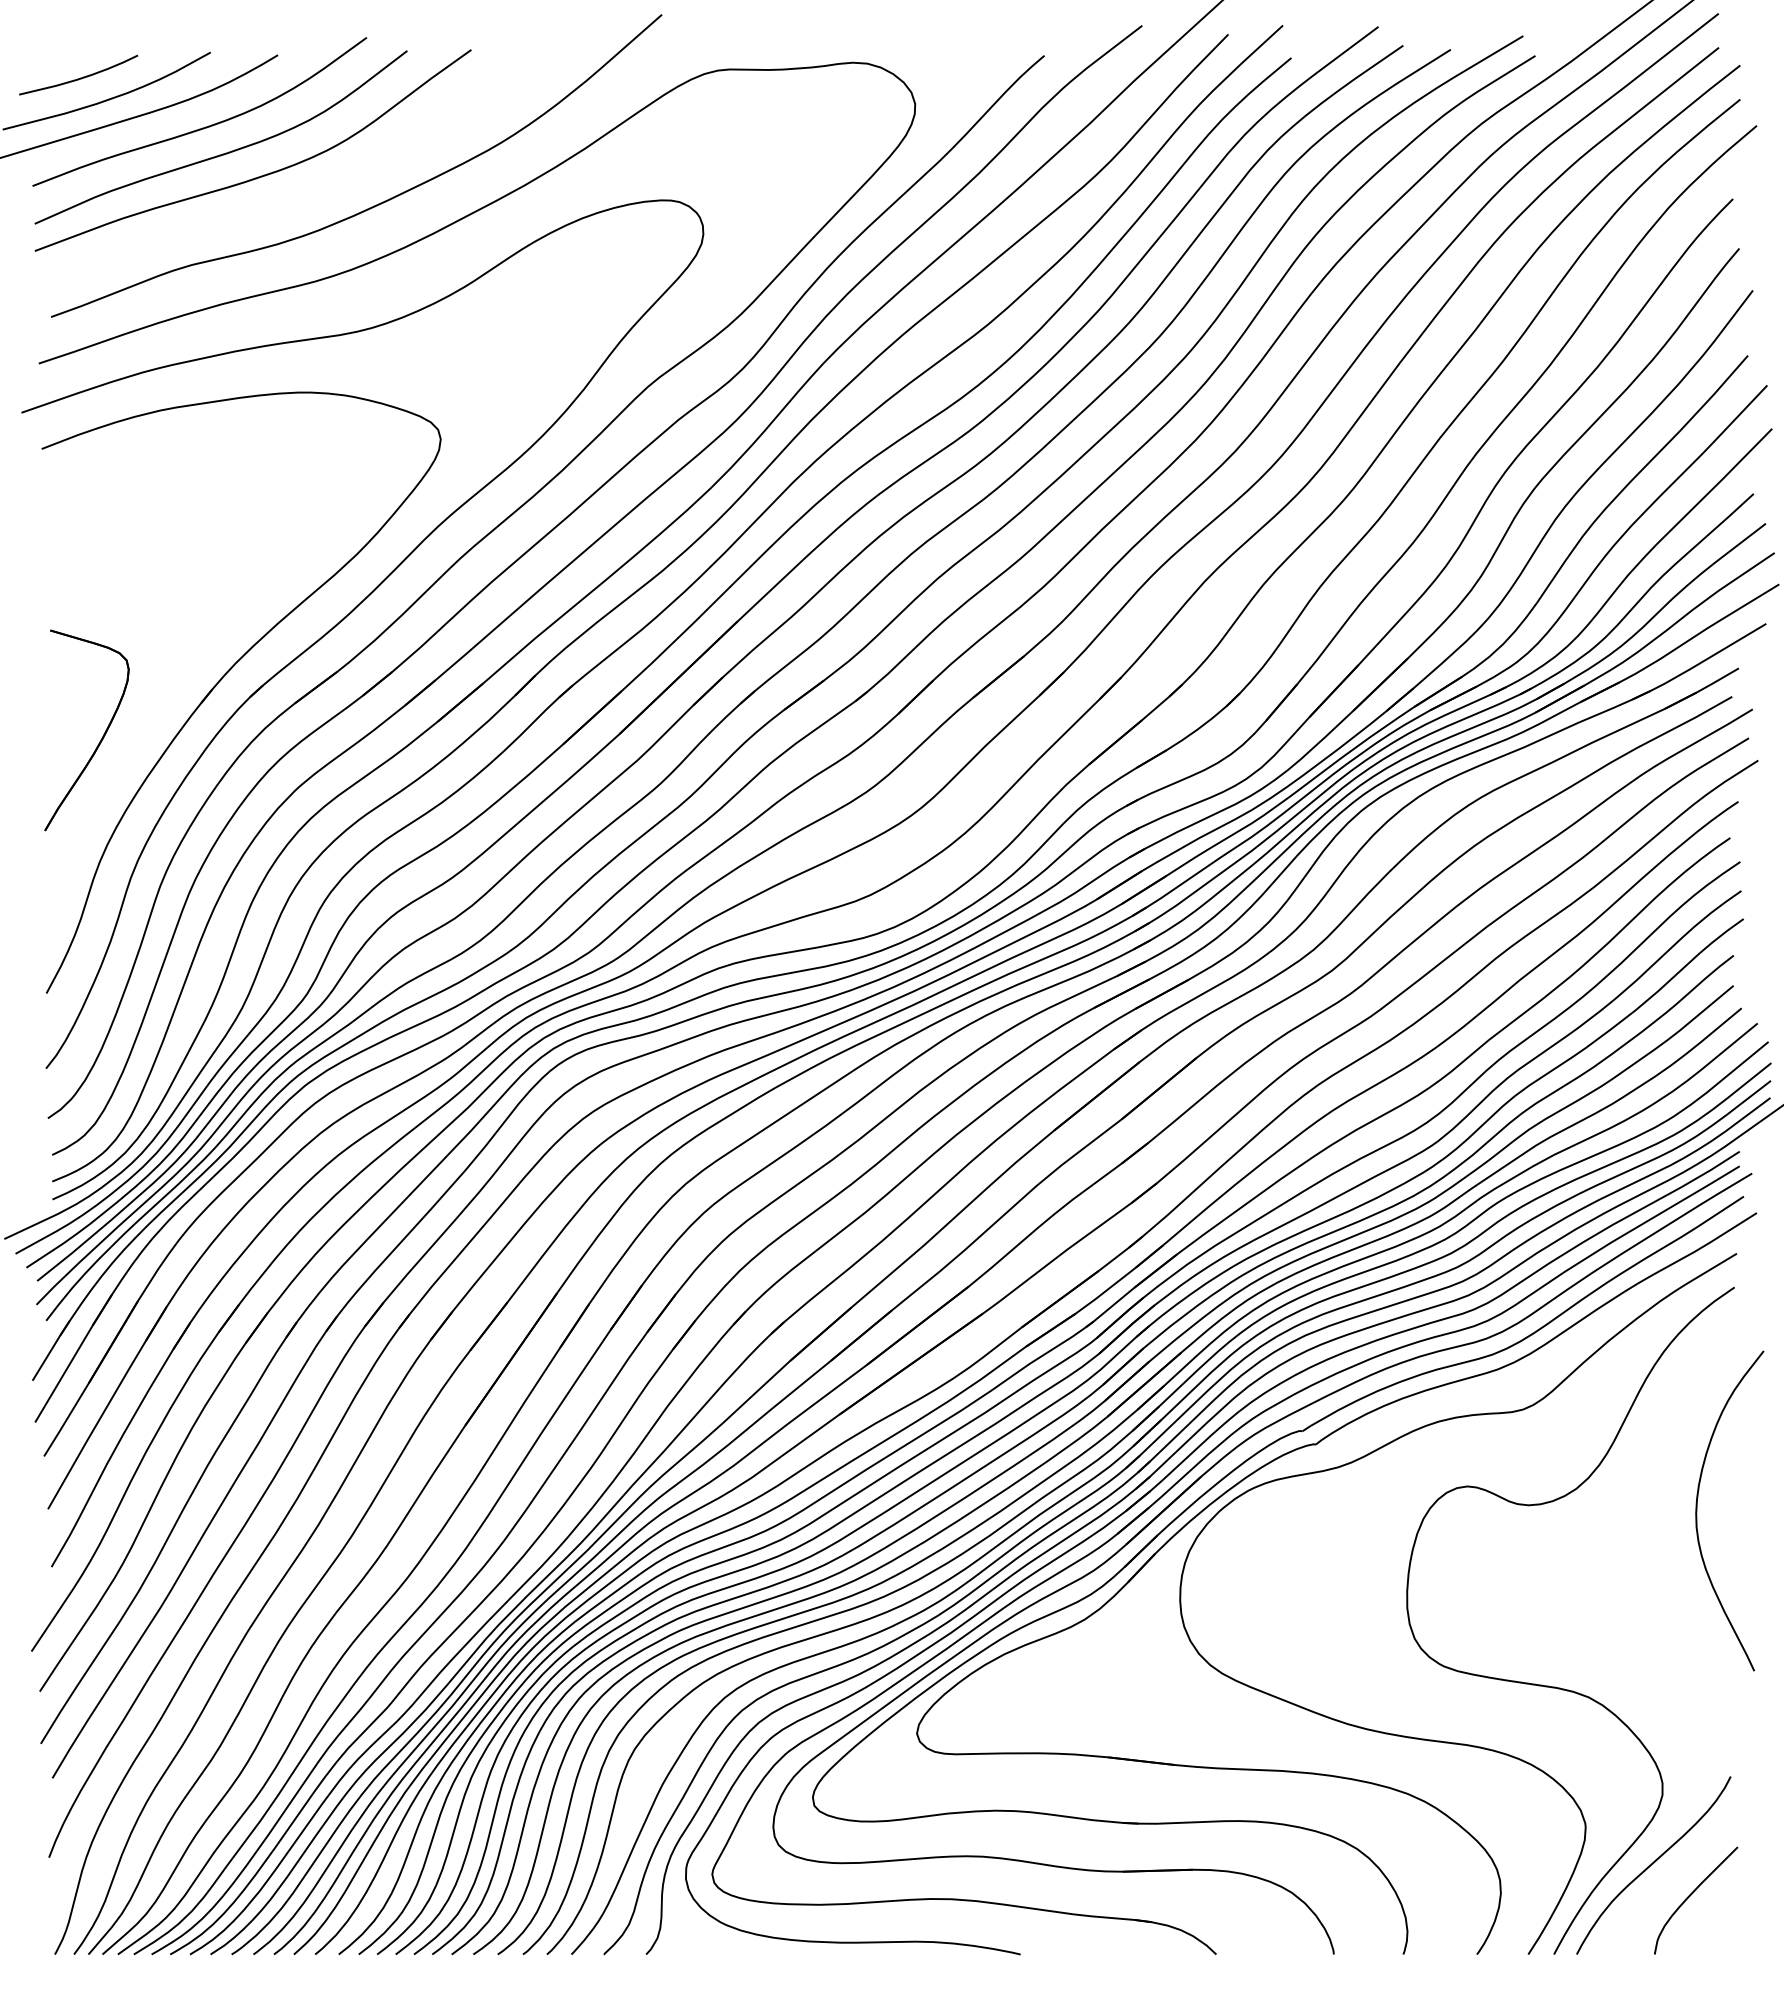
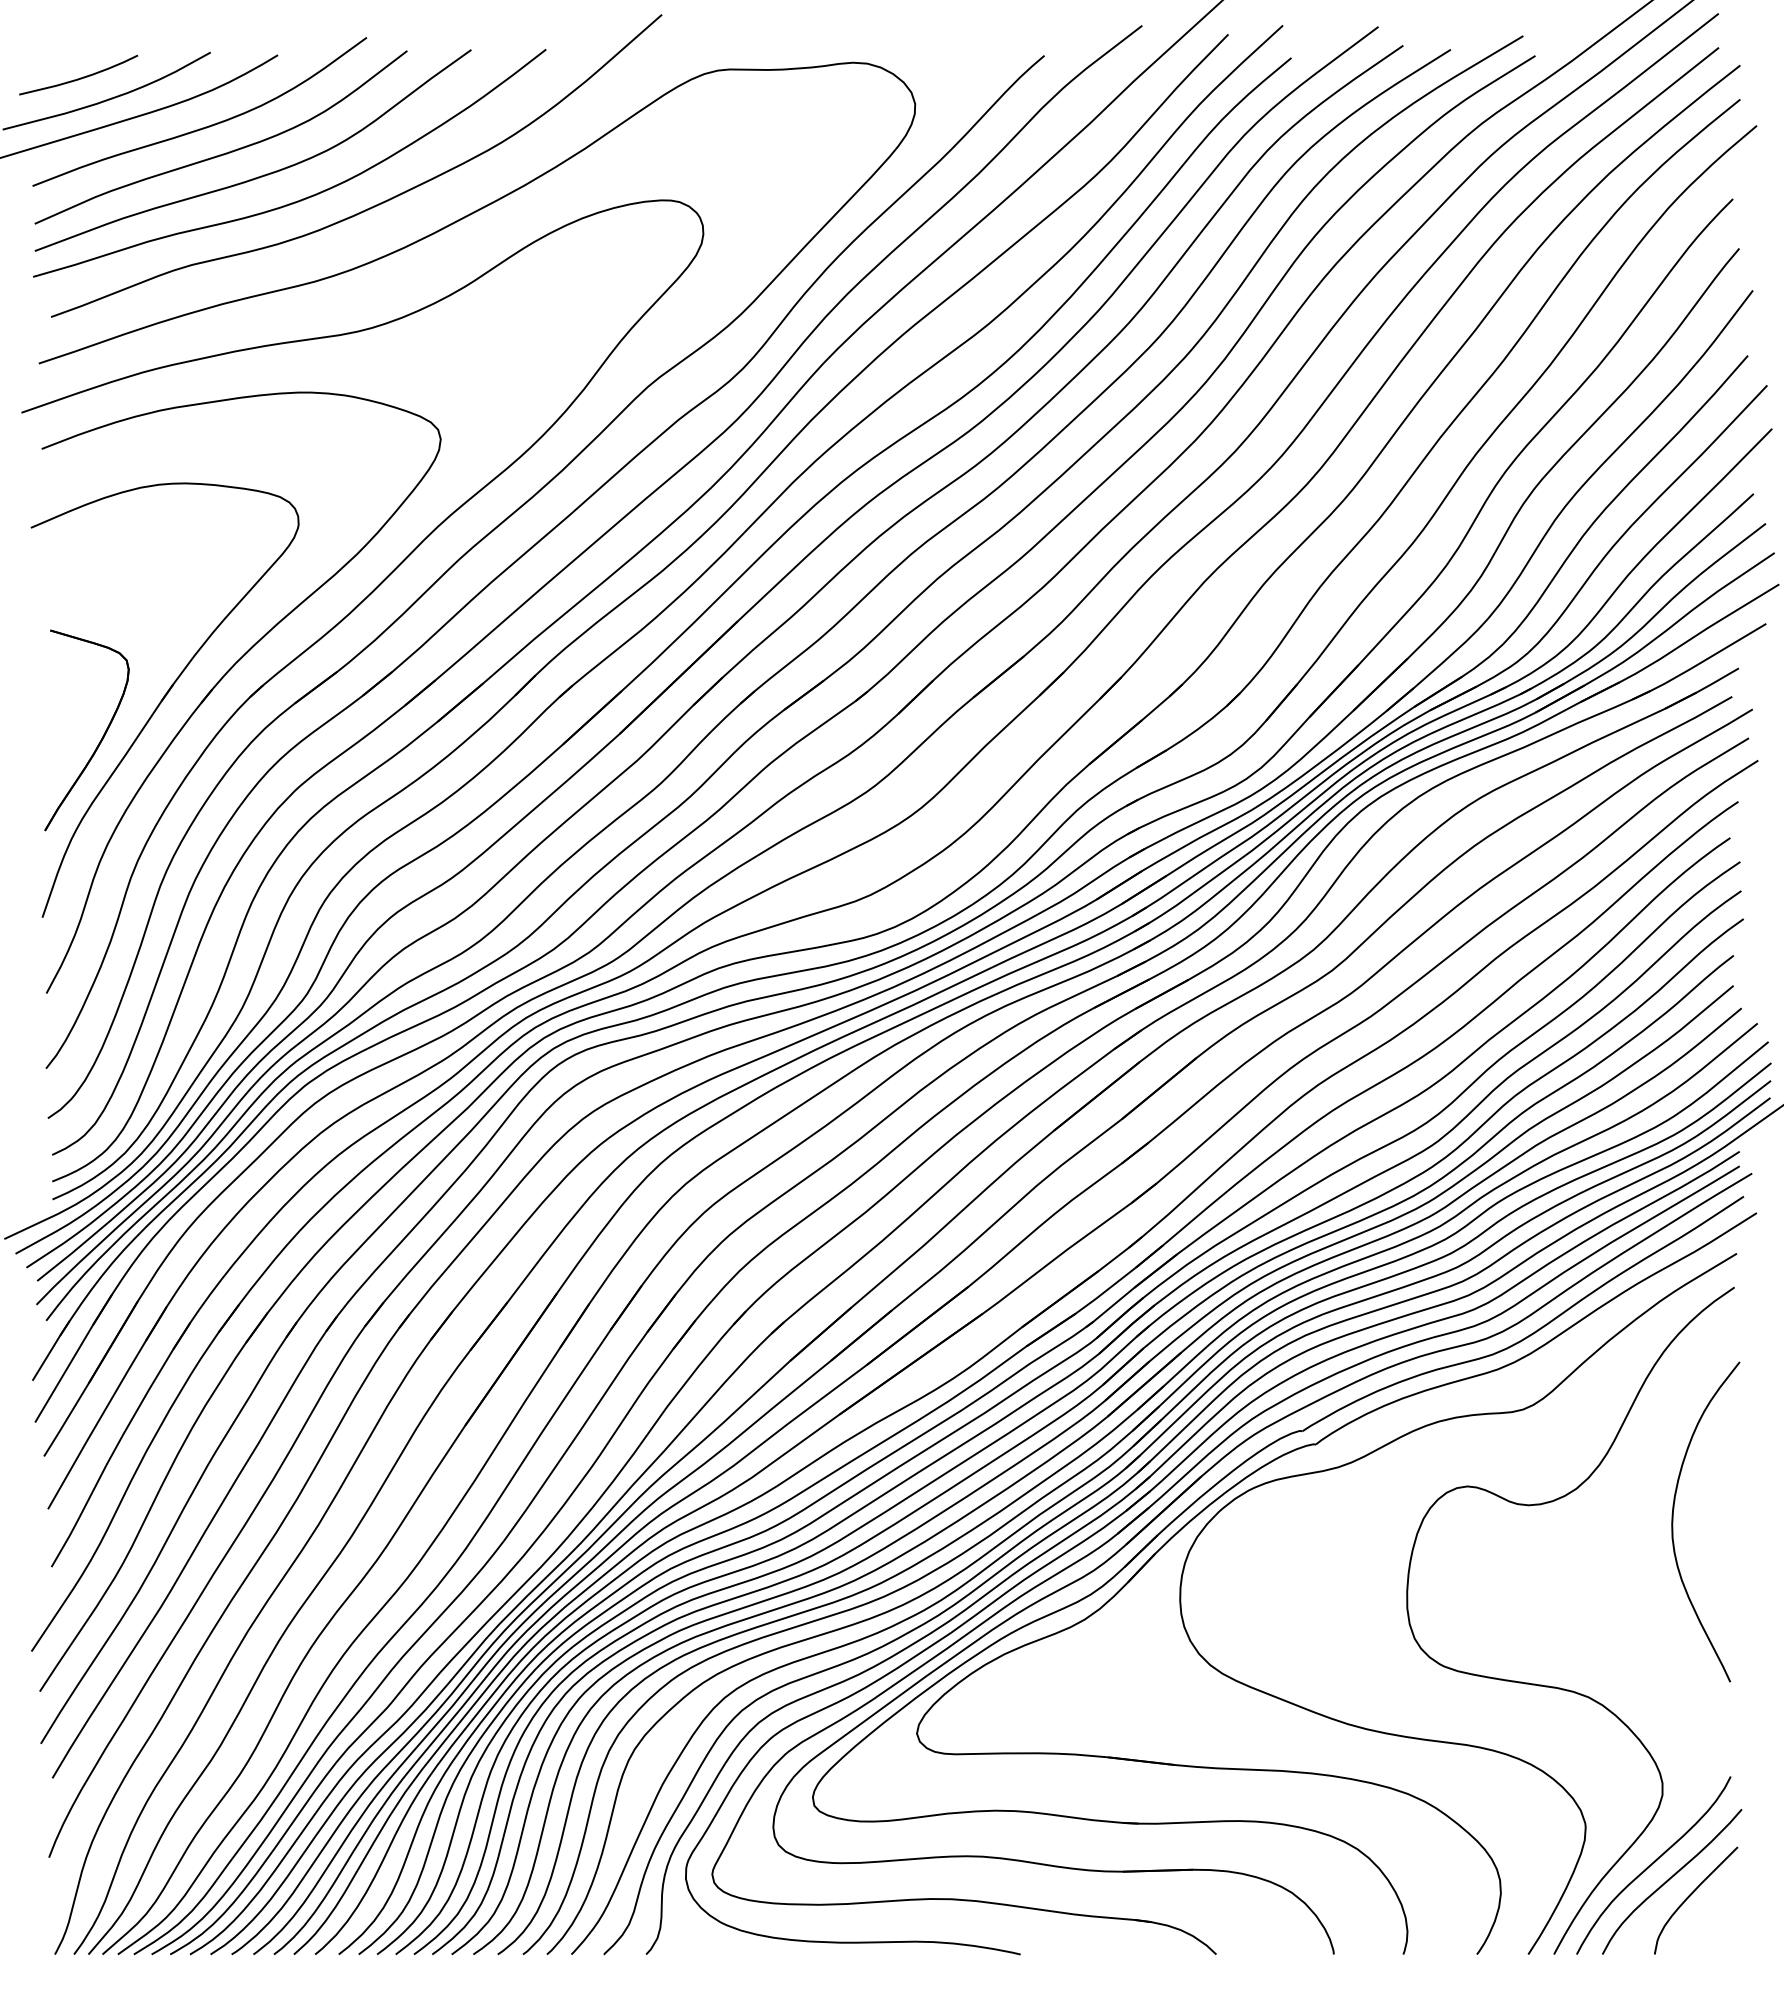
curve: none -> present (302, 198)
part: none -> present (164, 699)
curve position: (1697, 1510) -> (1673, 1521) (1673, 1521)
curve: none -> present (1670, 1879)
